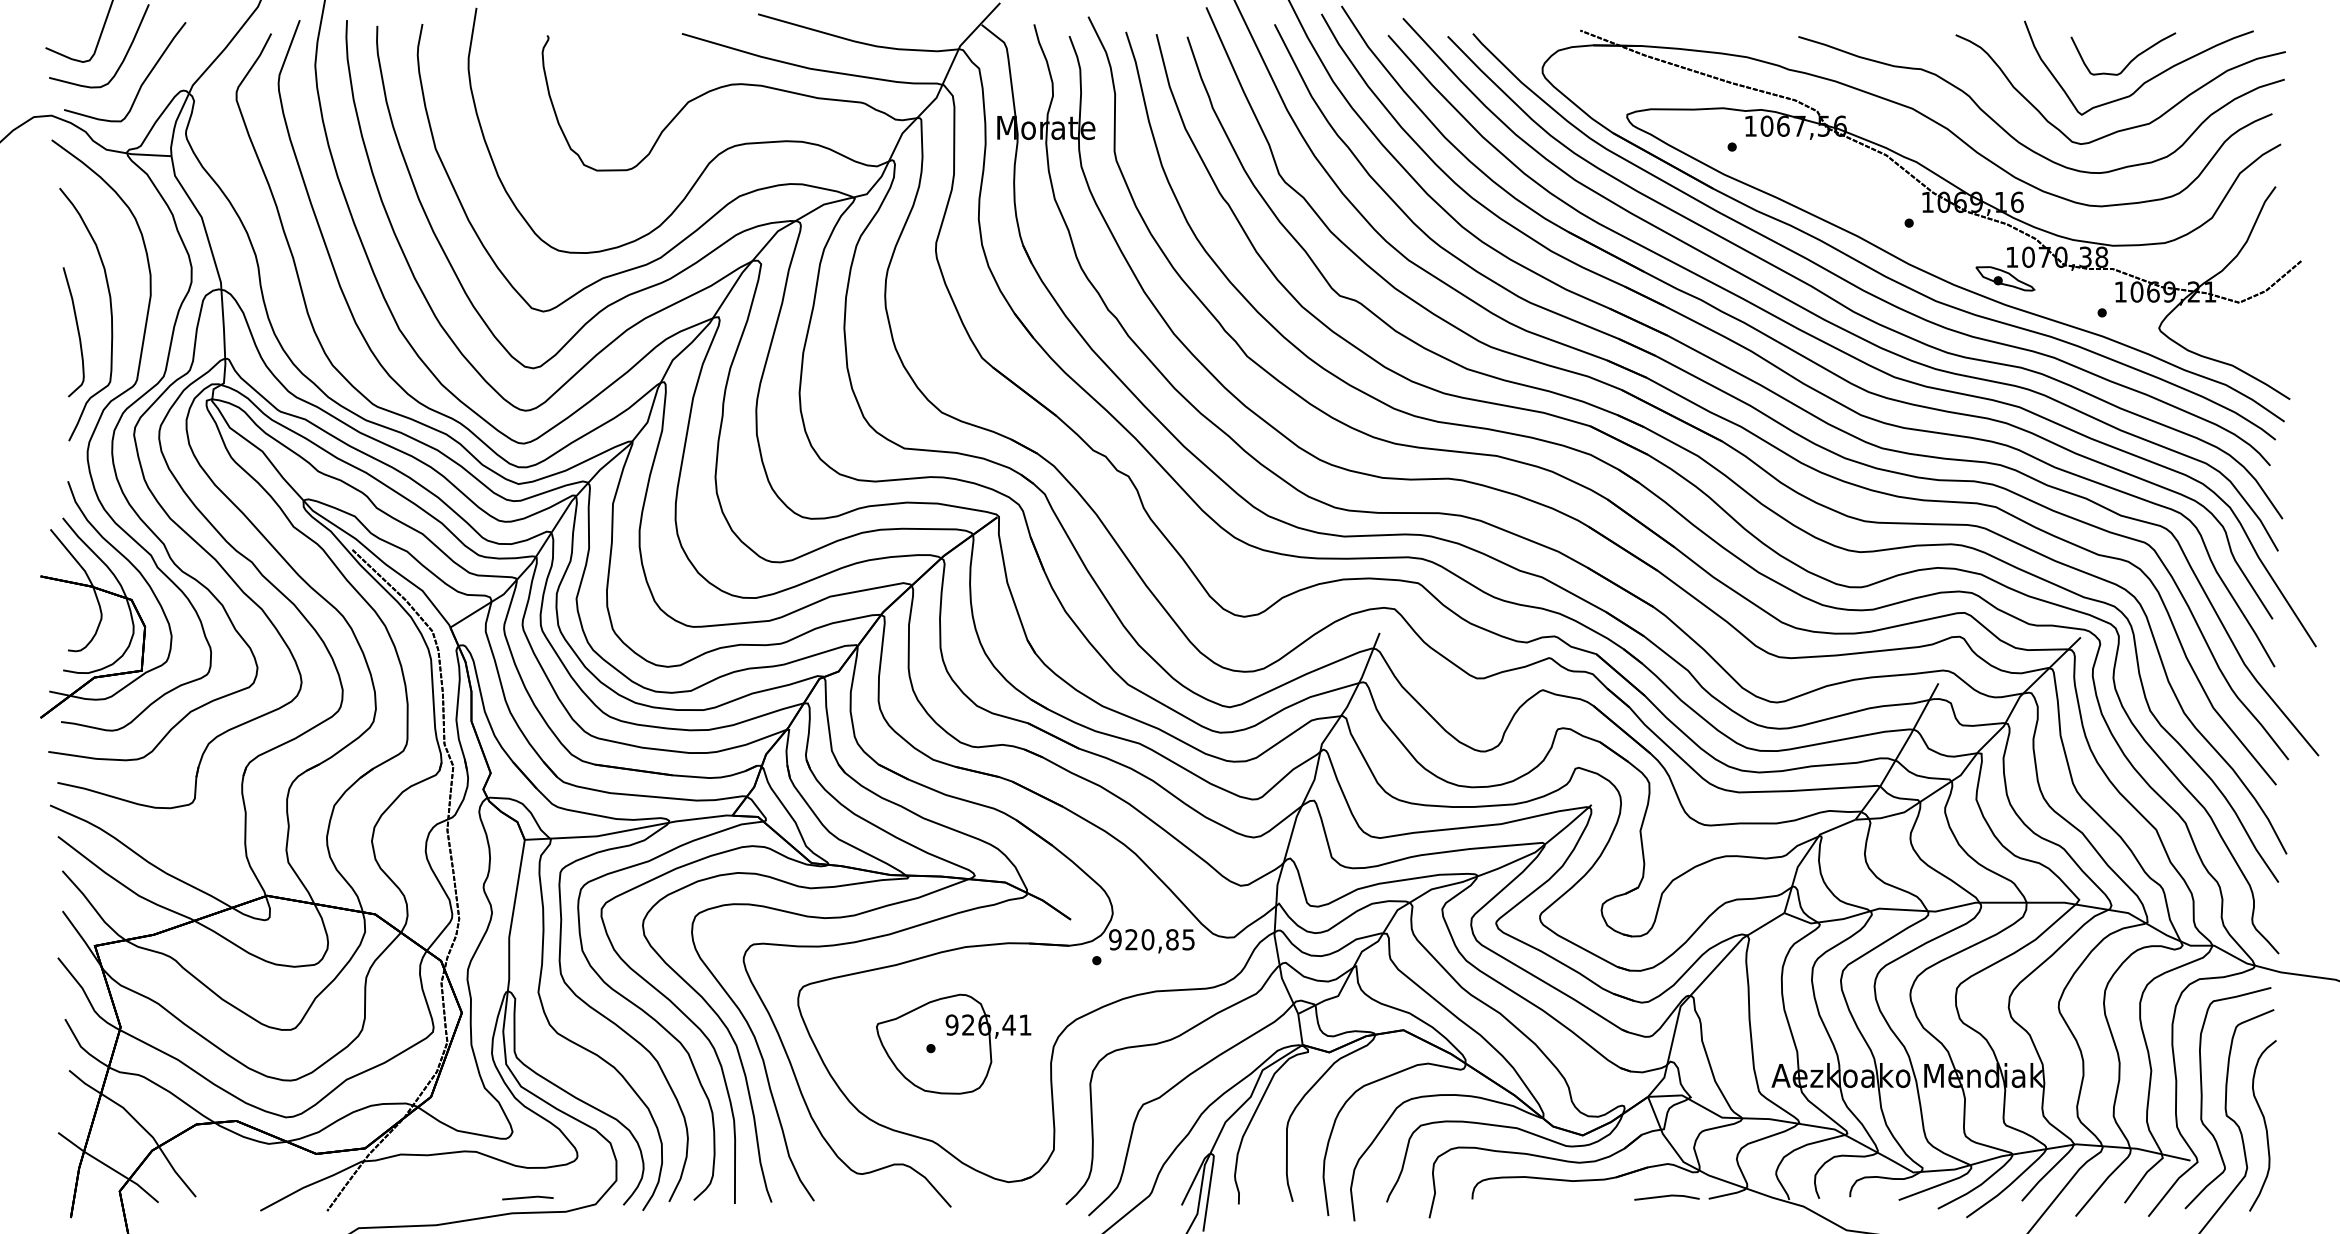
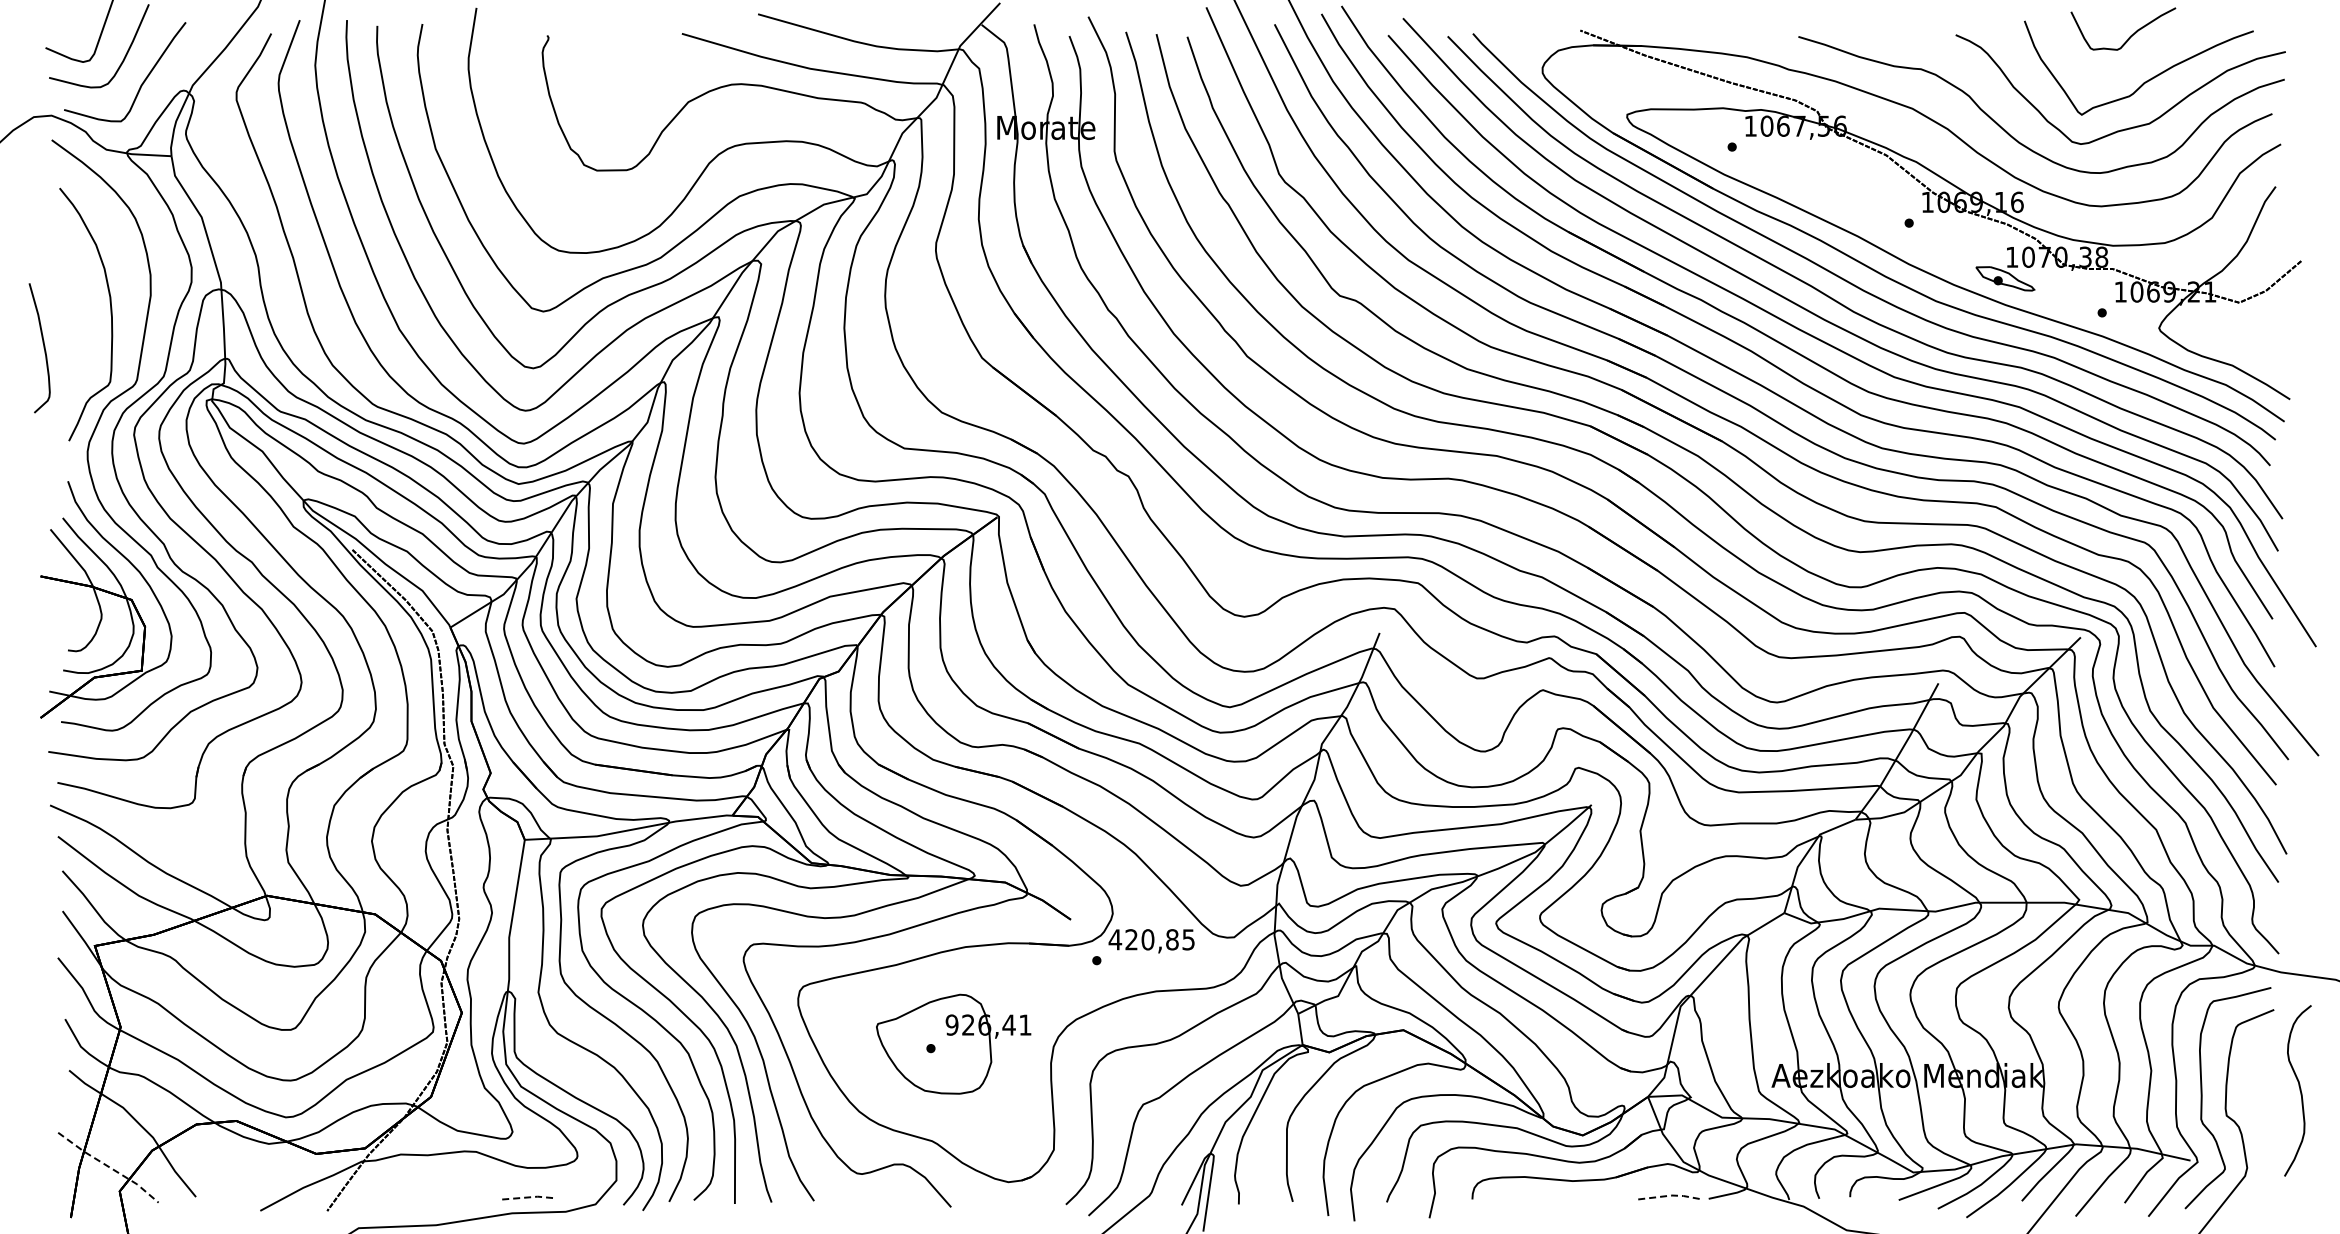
curve position: (2130, 60) -> (2130, 35) (2130, 35)
curve position: (77, 332) -> (43, 348) (43, 348)
text: 920,85 -> 420,85 (1115, 939)
curve position: (2264, 1125) -> (2299, 1090) (2299, 1090)
line: solid -> dashed (109, 1167)
line: solid -> dashed (1667, 1195)
line: solid -> dashed (528, 1197)
